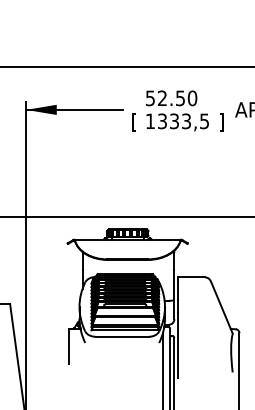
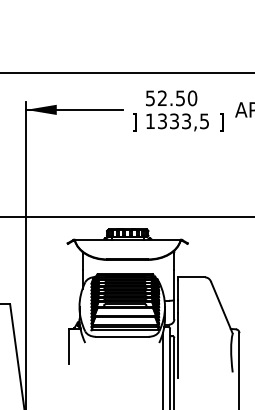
line position: (126, 67) -> (126, 73) (126, 73)
text: [ -> ] (134, 122)
